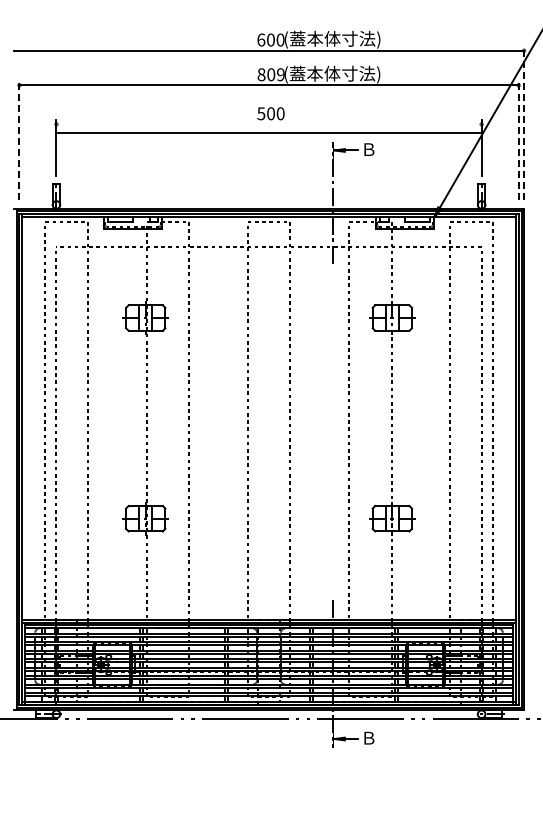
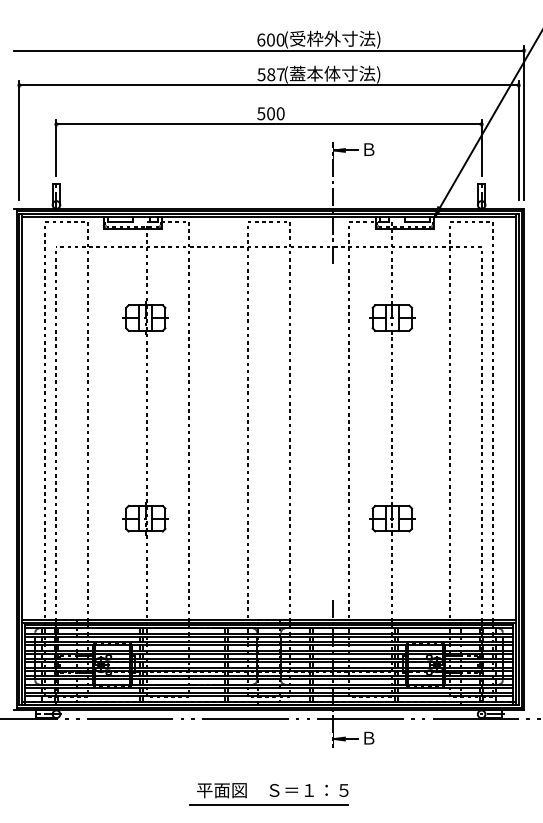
text: (蓋本体寸法) -> (受枠外寸法) (315, 38)
text: 809 -> 587 (270, 74)
line: dashed -> solid (524, 123)
line position: (268, 133) -> (268, 124) (268, 124)
line: dashed -> solid (19, 140)
line: dashed -> solid (518, 140)
part: none -> present (268, 794)
